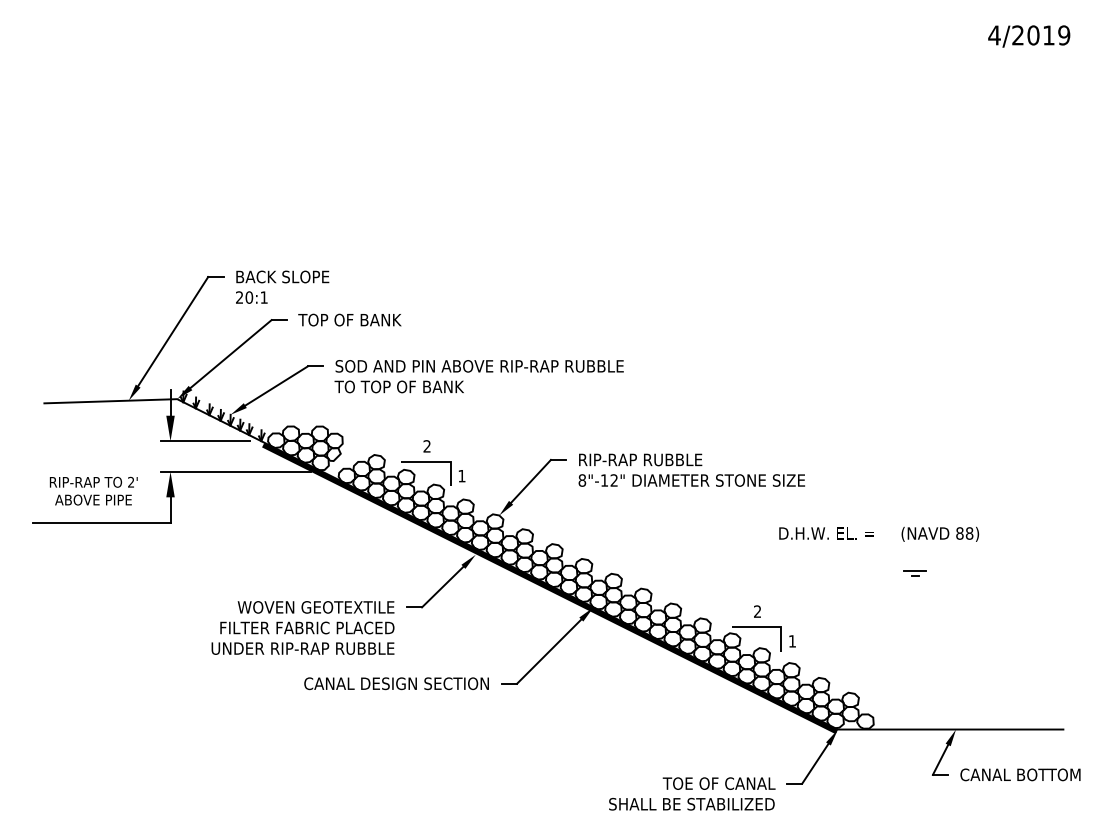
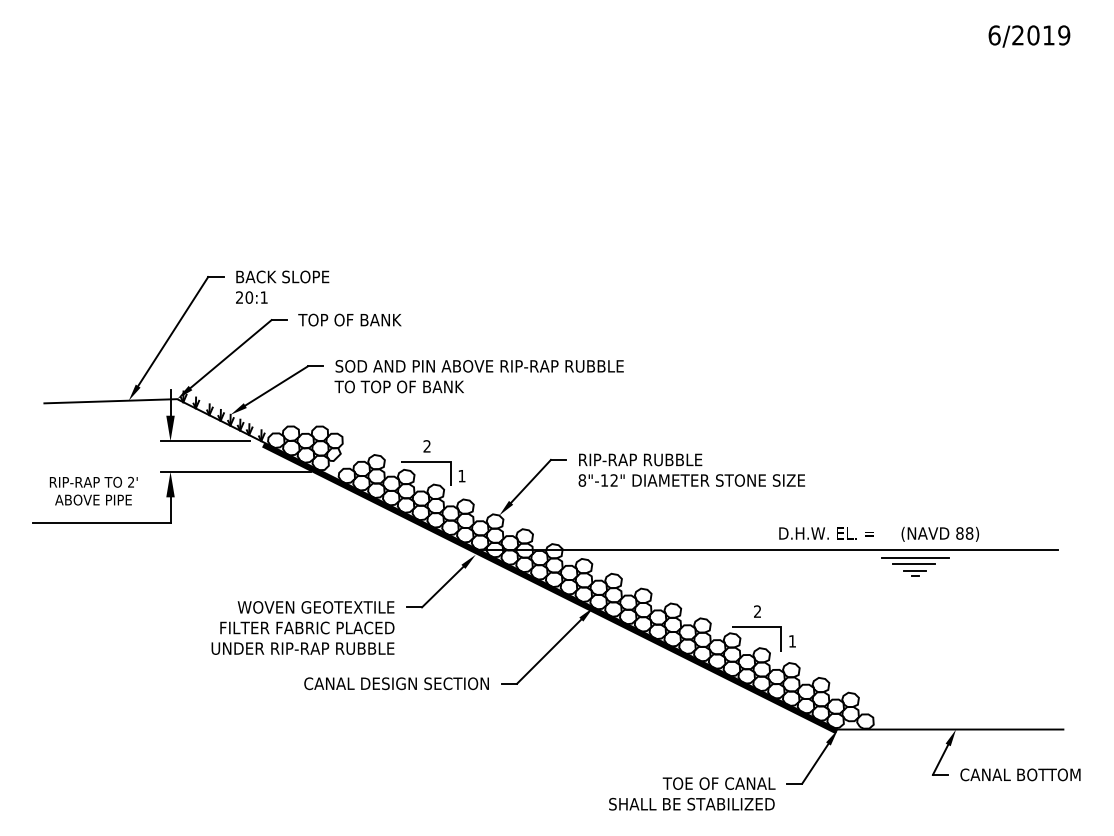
text: 4/2019 -> 6/2019 (994, 35)
line: none -> present (768, 550)
line: none -> present (915, 557)
line: none -> present (914, 564)
